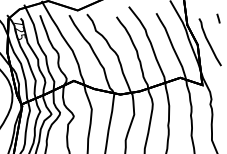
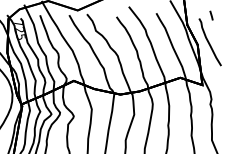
line position: (218, 18) -> (211, 15) (211, 15)
